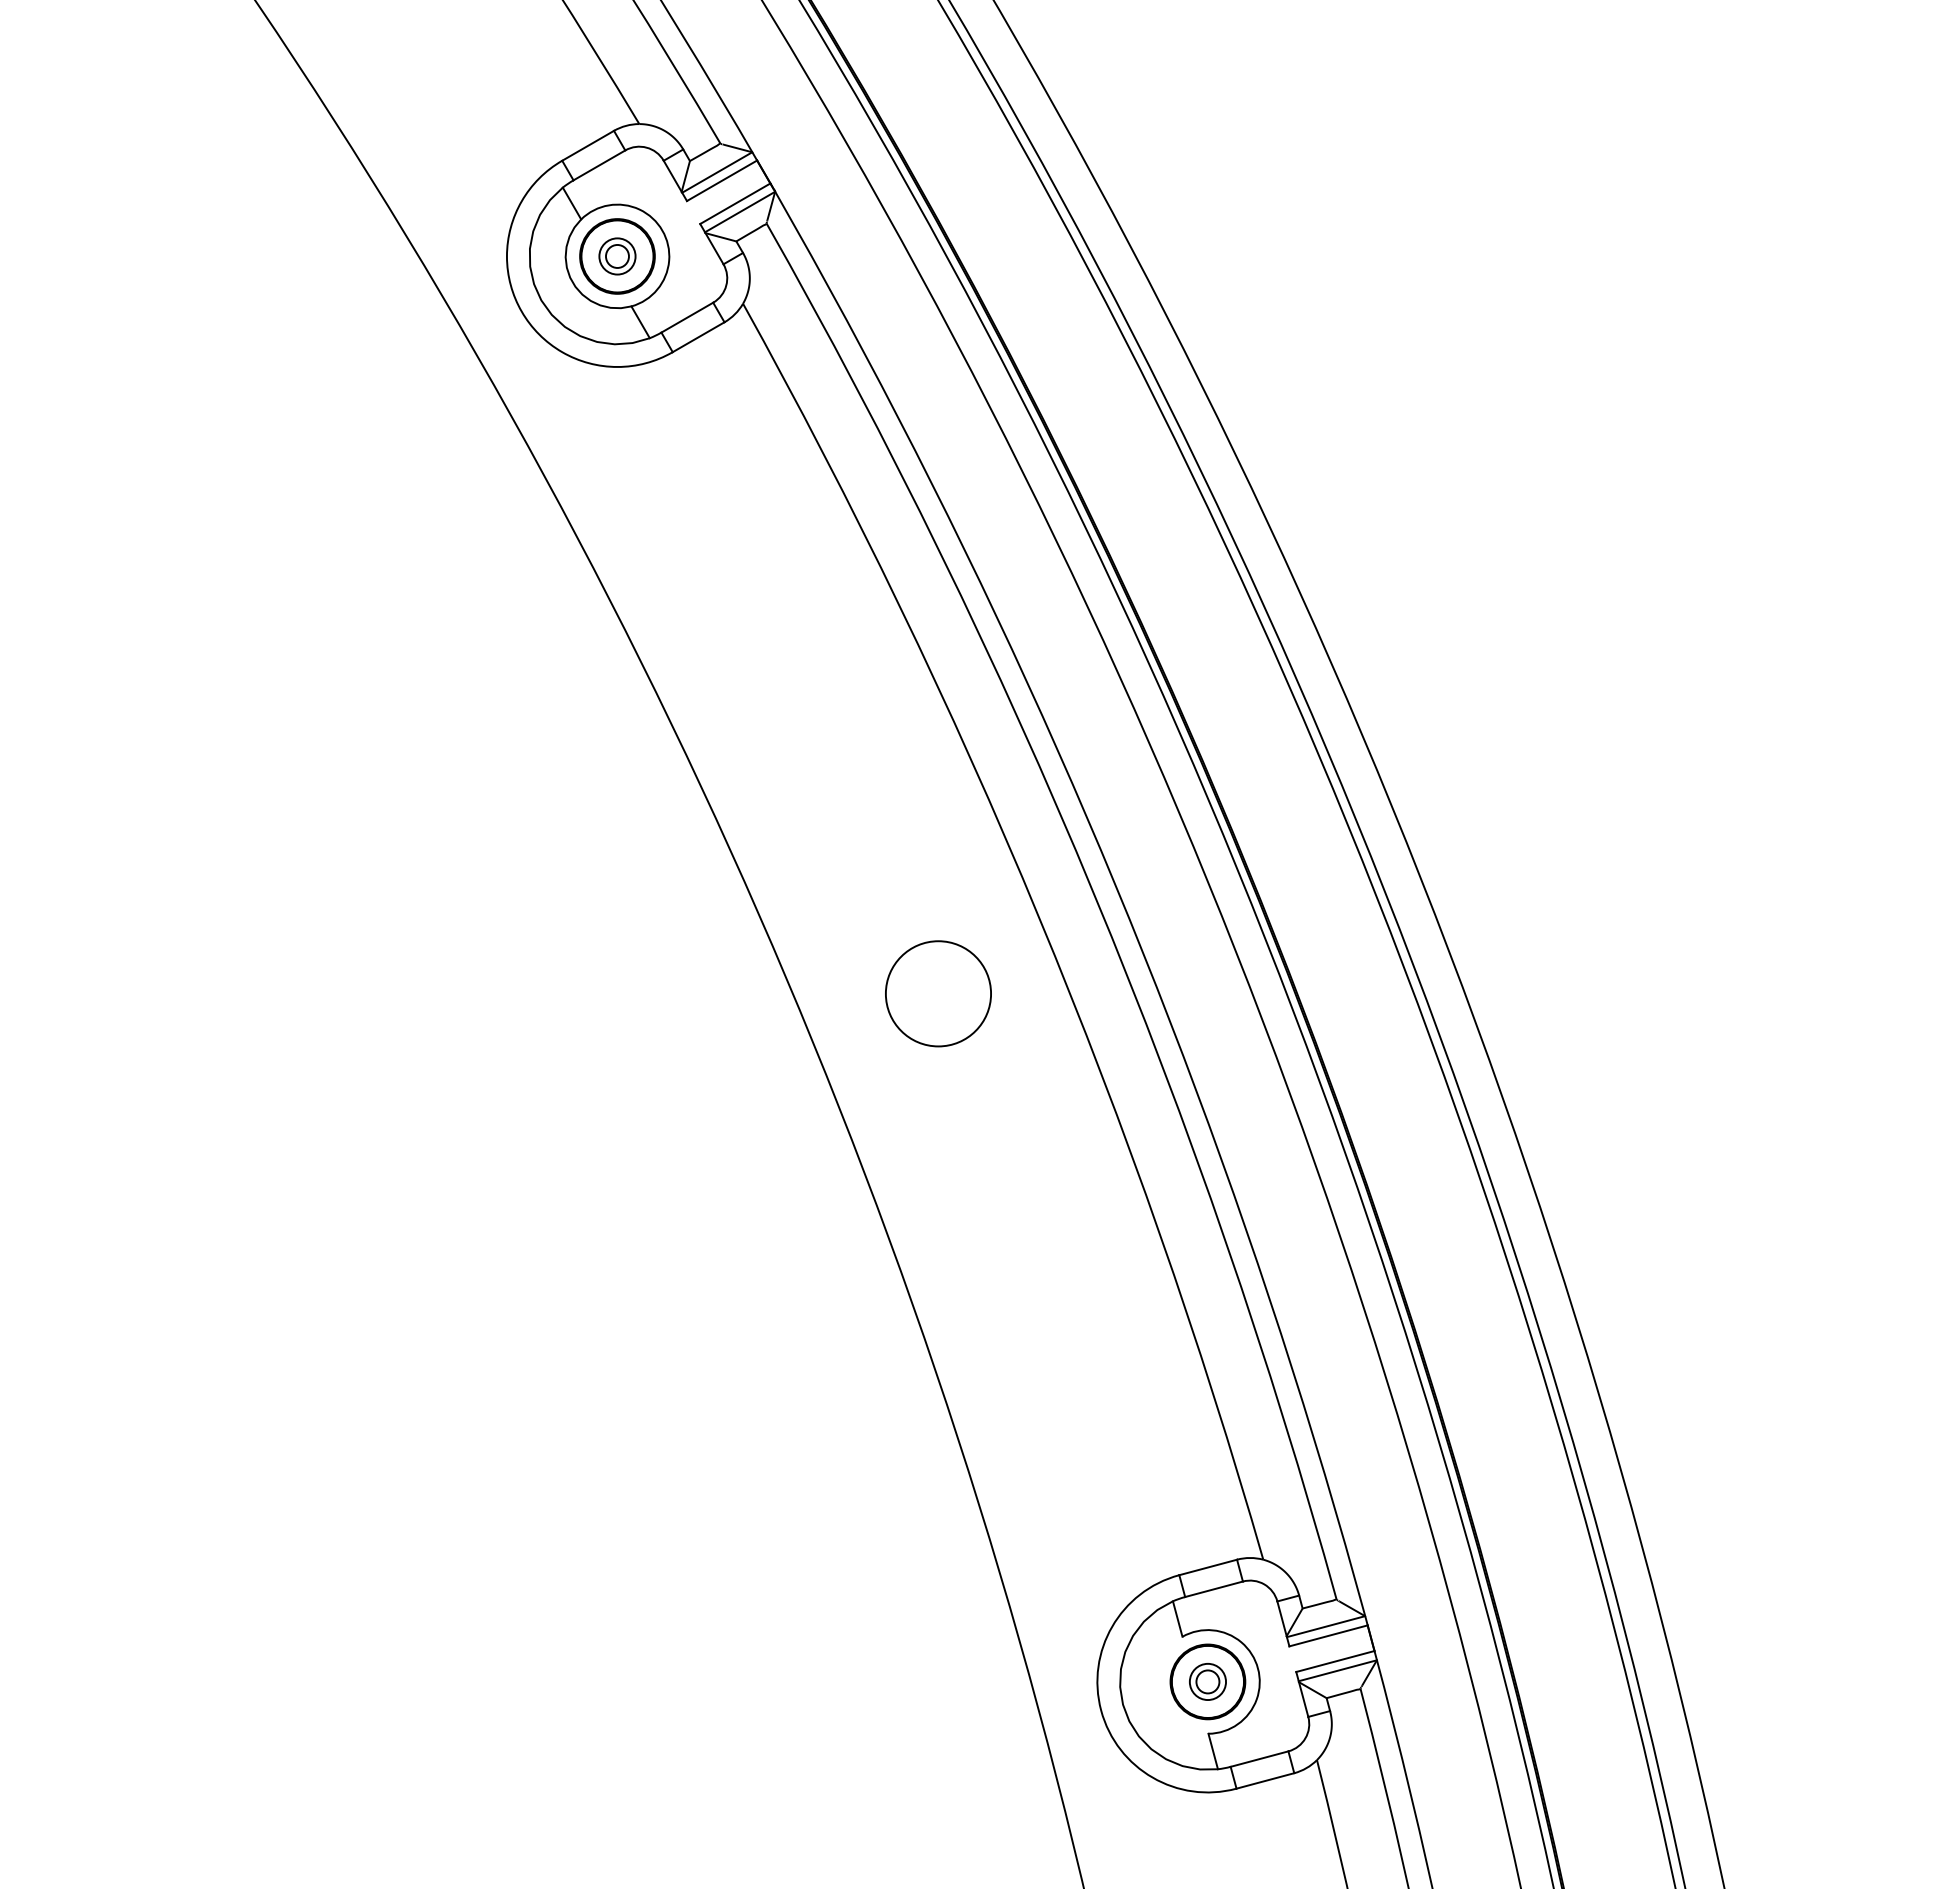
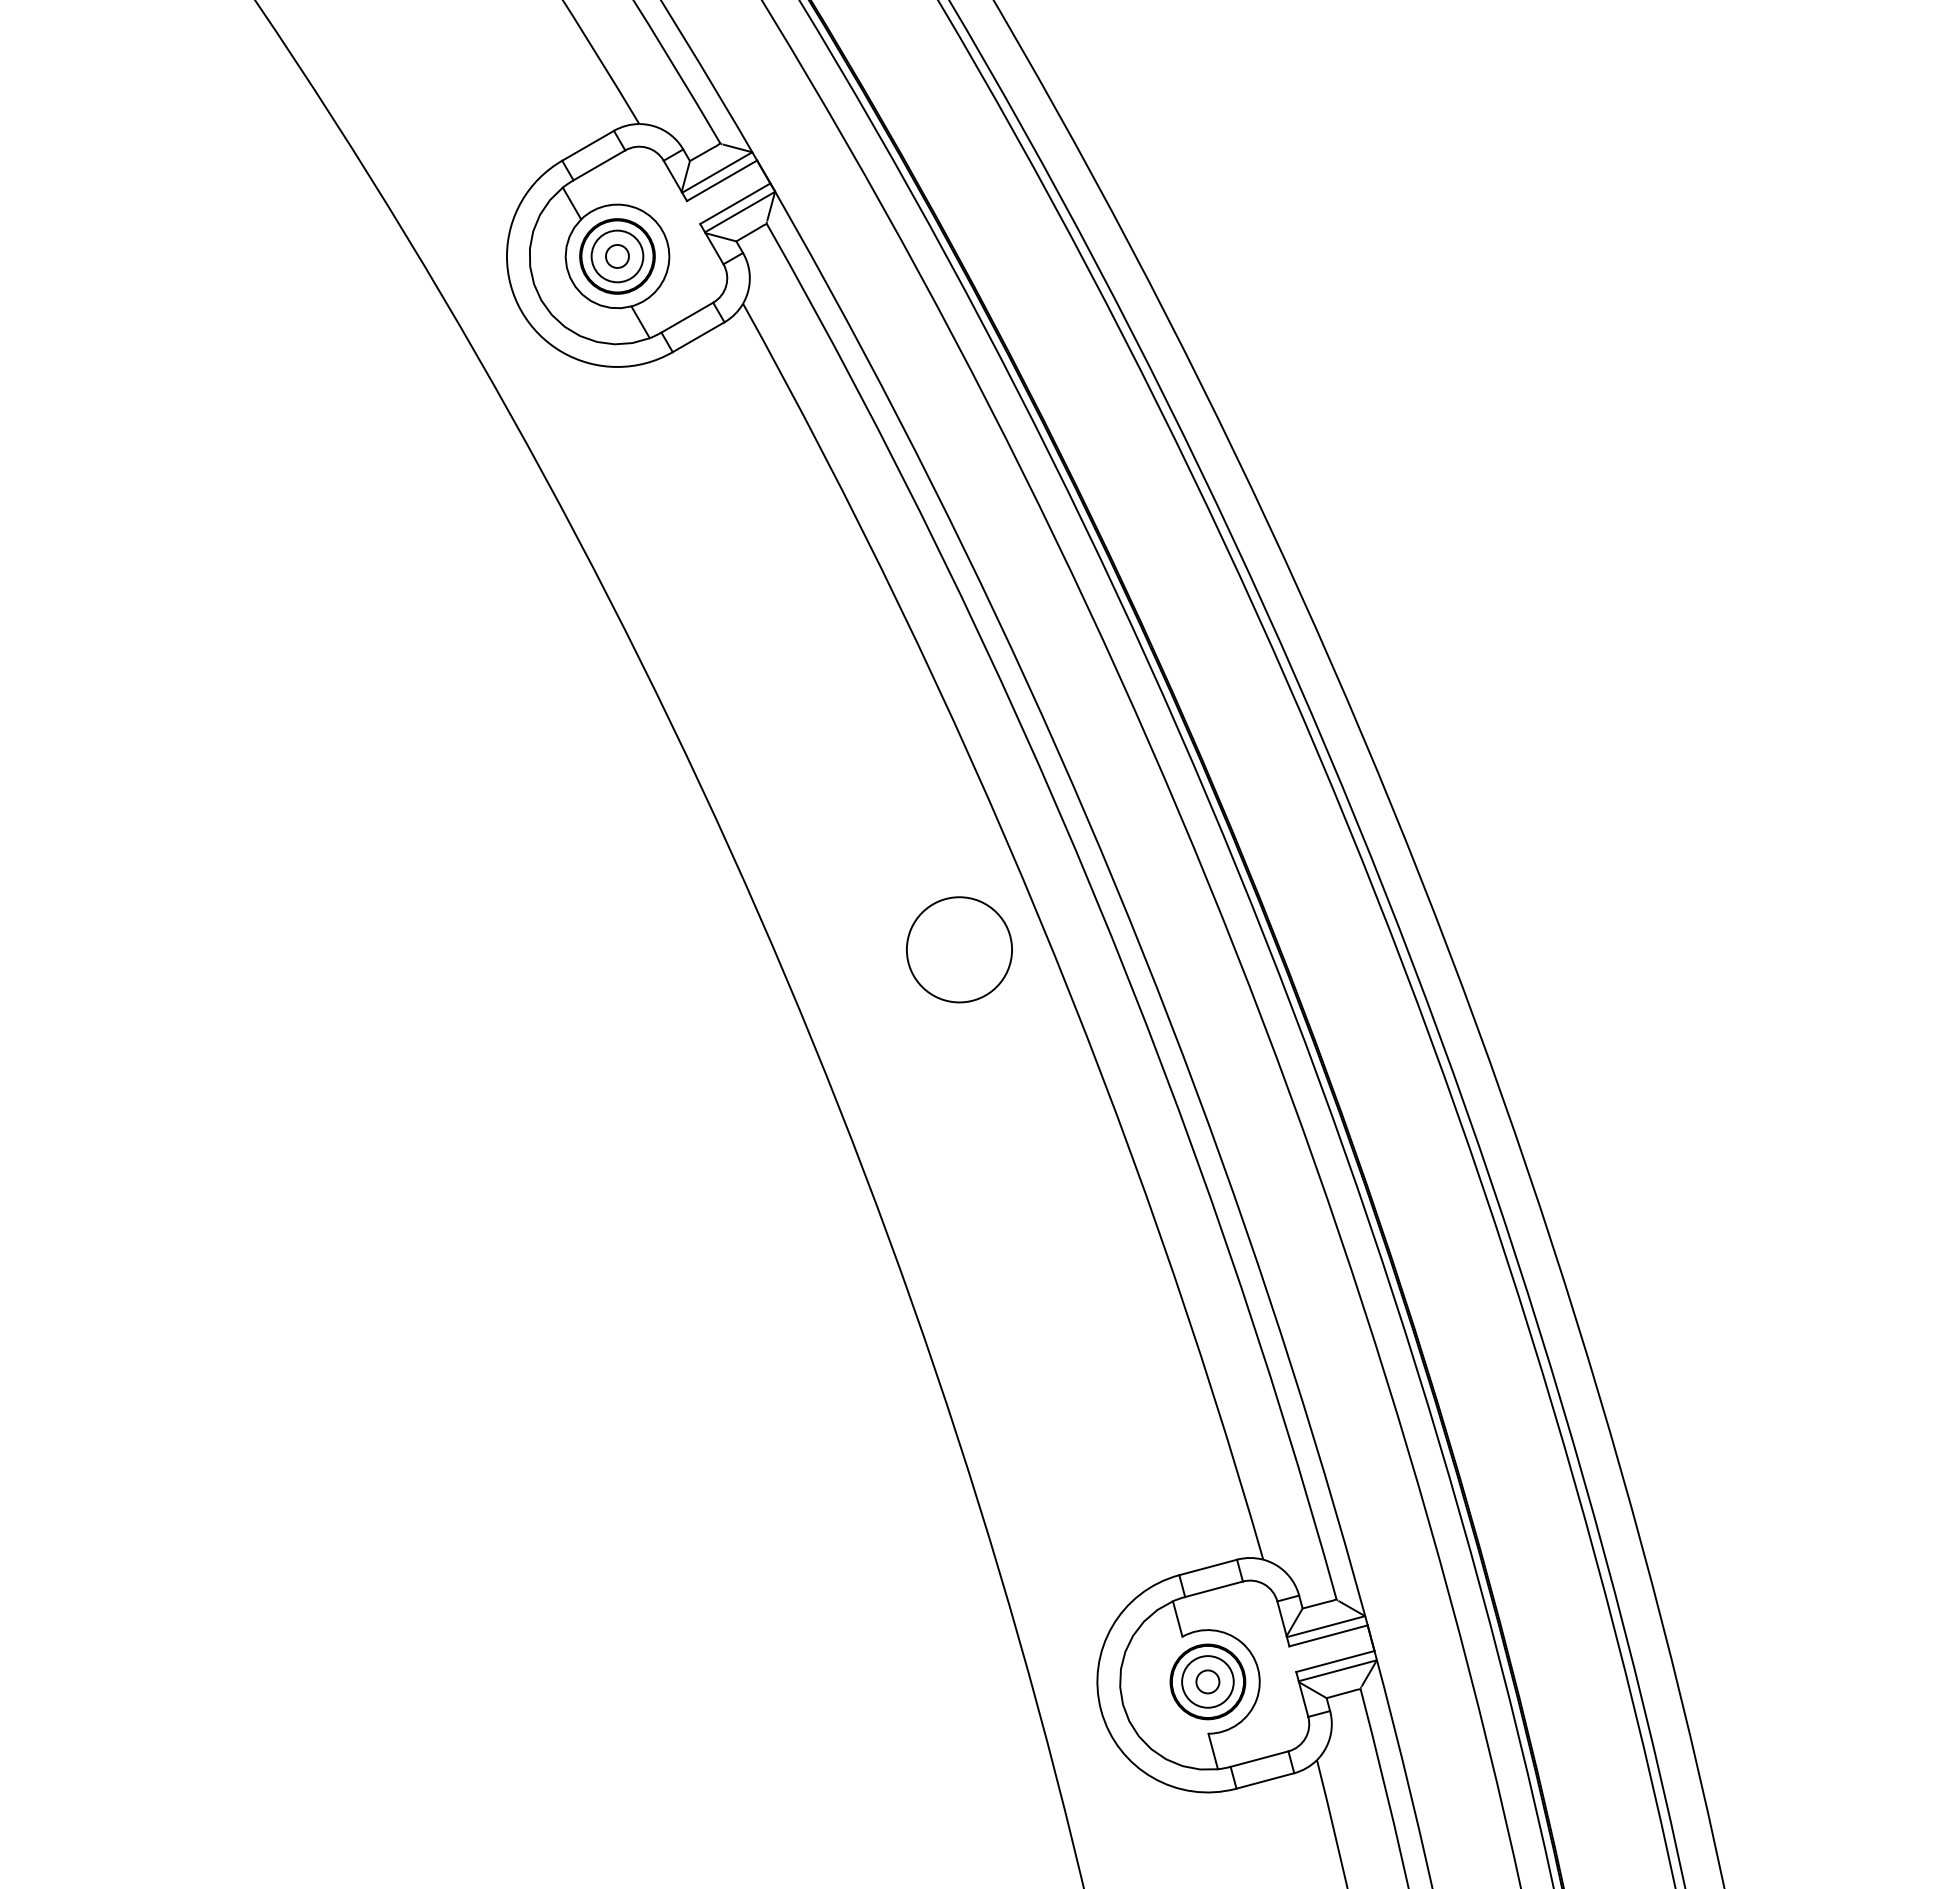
circle diameter: 36 px -> 52 px (617, 256)
circle position: (938, 993) -> (959, 949) (959, 949)
circle diameter: 36 px -> 52 px (1207, 1681)
